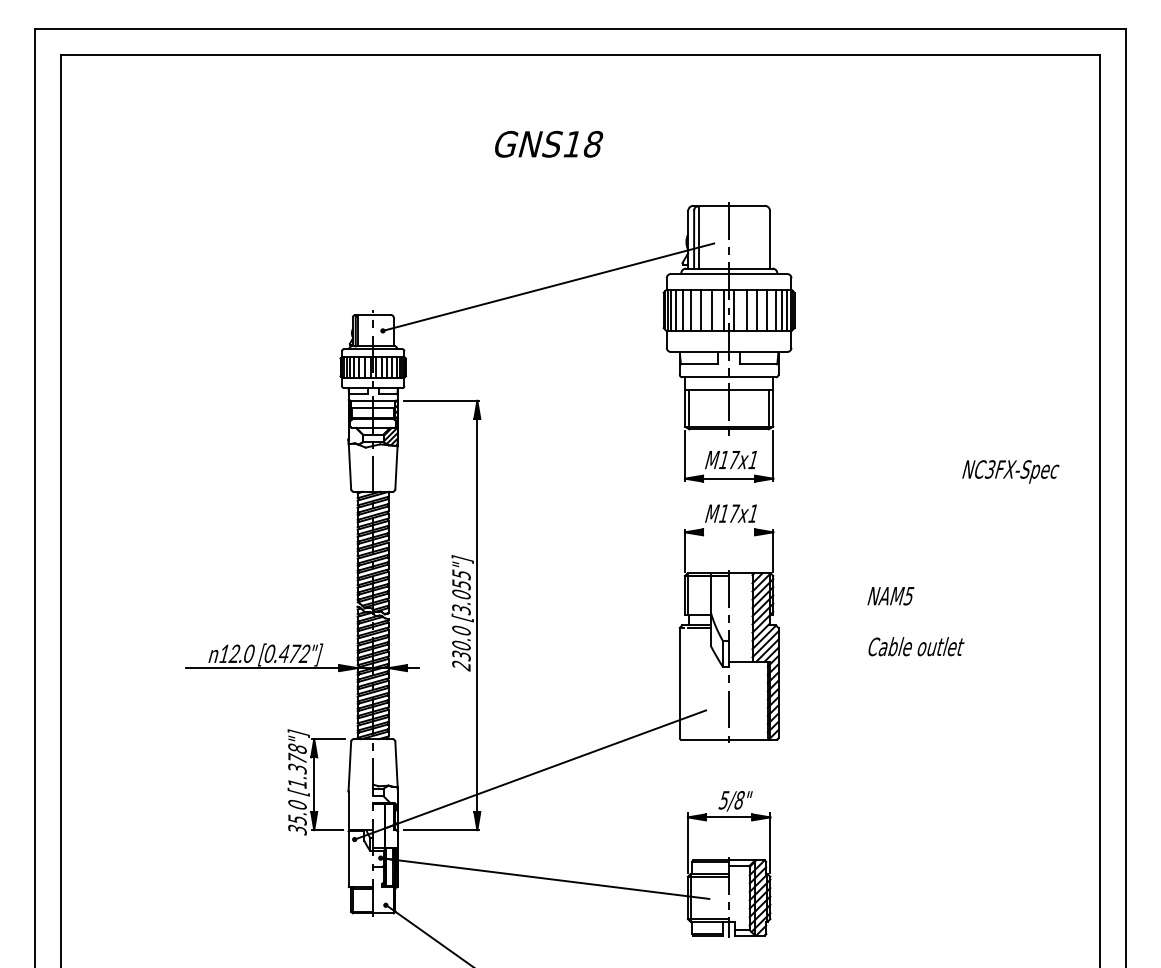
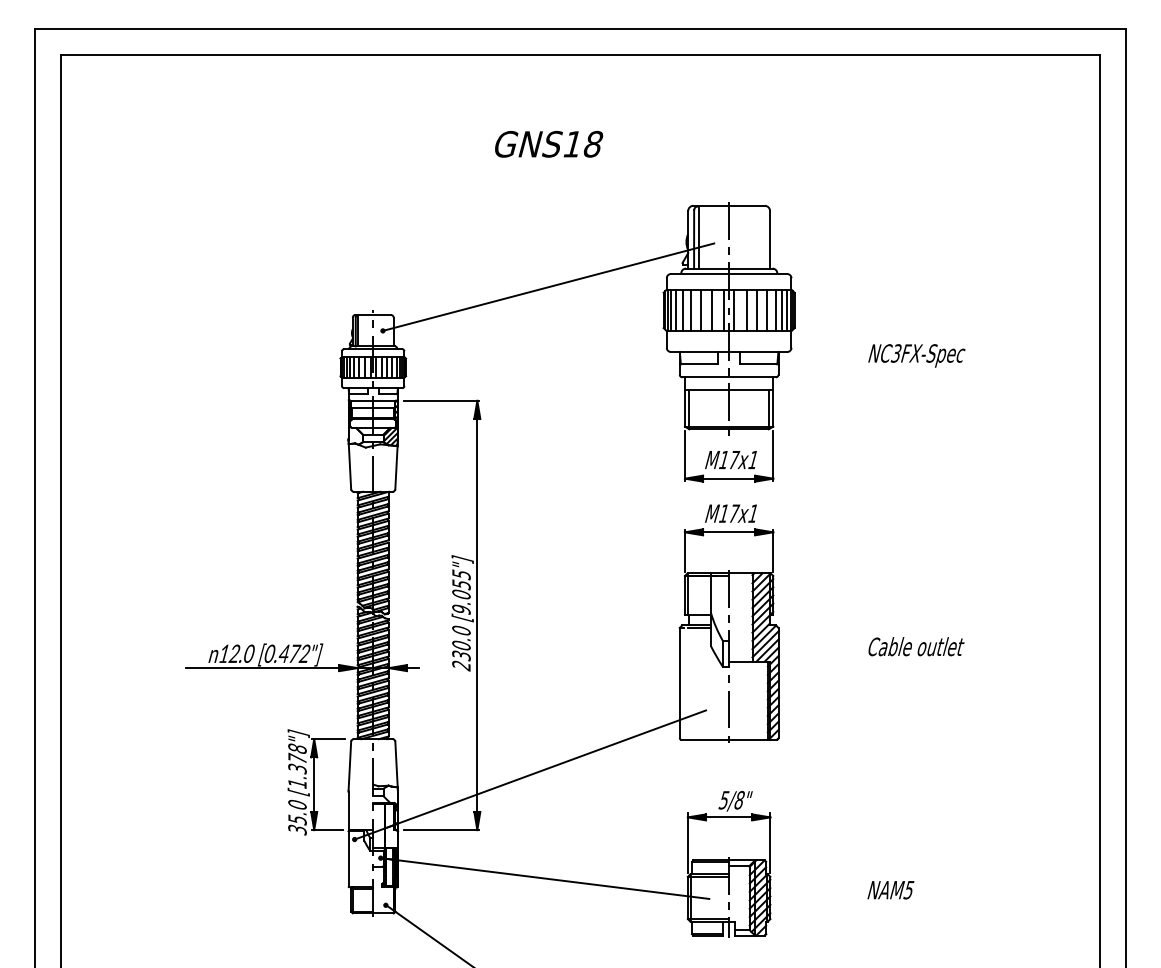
text position: (1010, 471) -> (916, 355) (916, 355)
line: none -> present (729, 532)
text position: (890, 596) -> (890, 890) (890, 890)
text: [3.055"] -> [9.055"] (461, 609)
